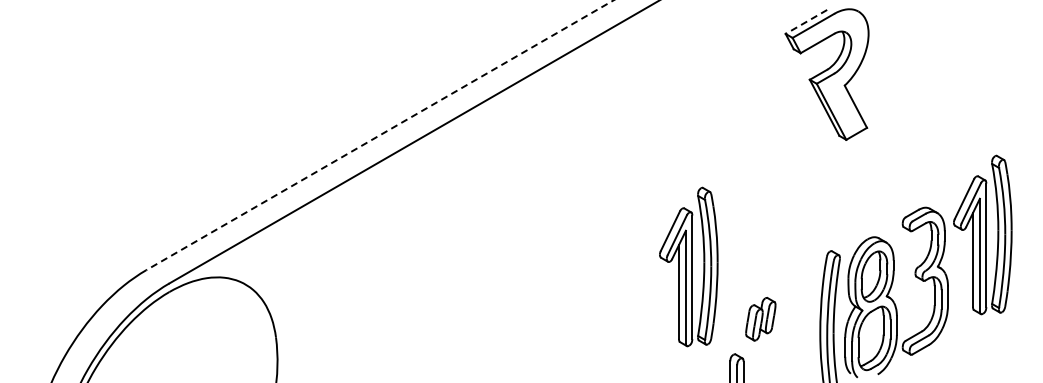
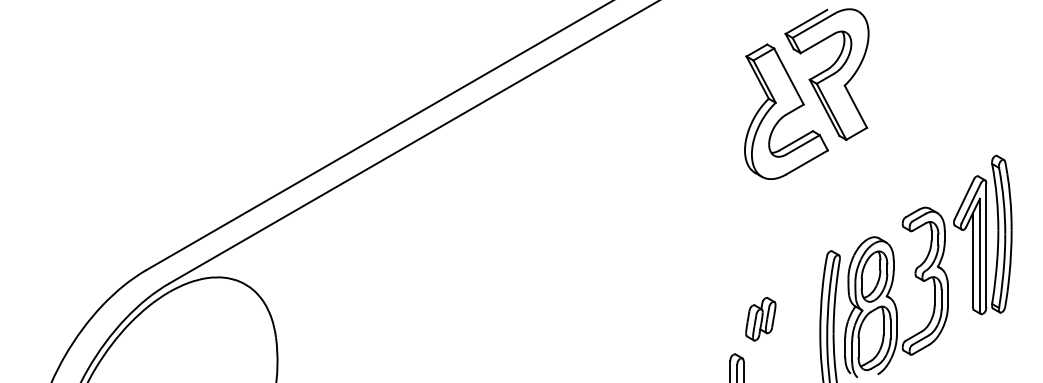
line: dashed -> solid (806, 21)
part: none -> present (786, 111)
line: dashed -> solid (380, 135)
part: present -> none (688, 266)
